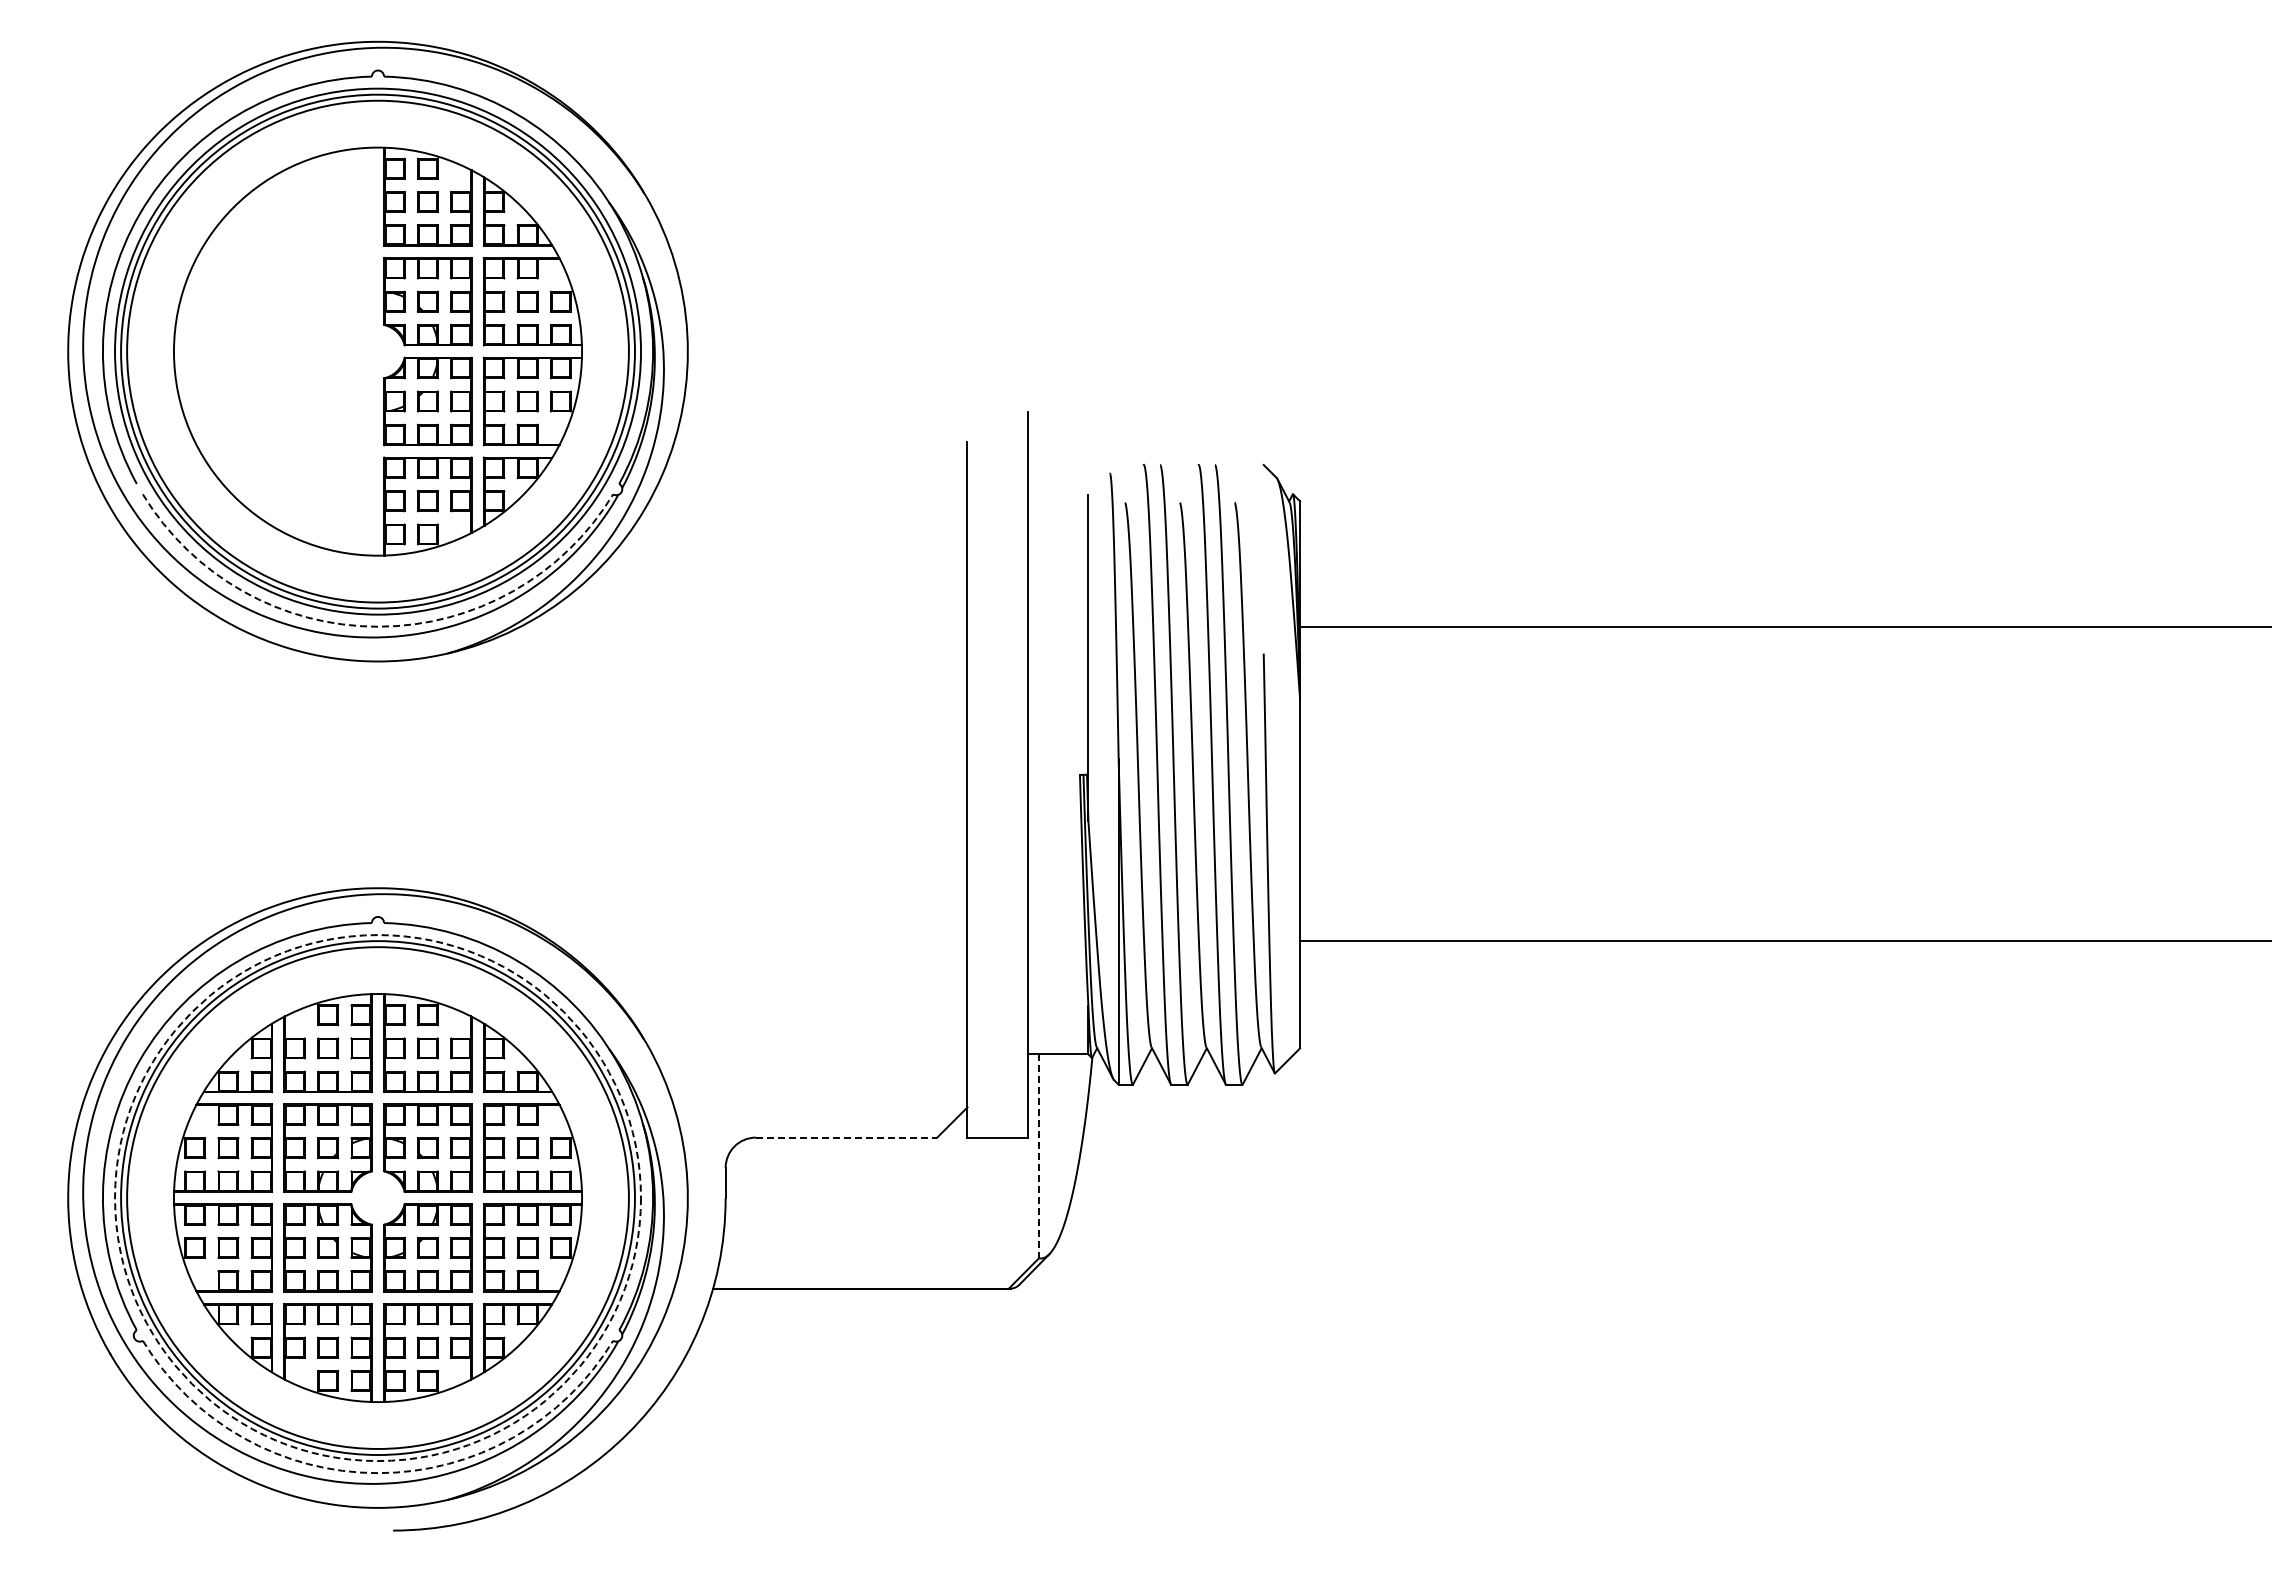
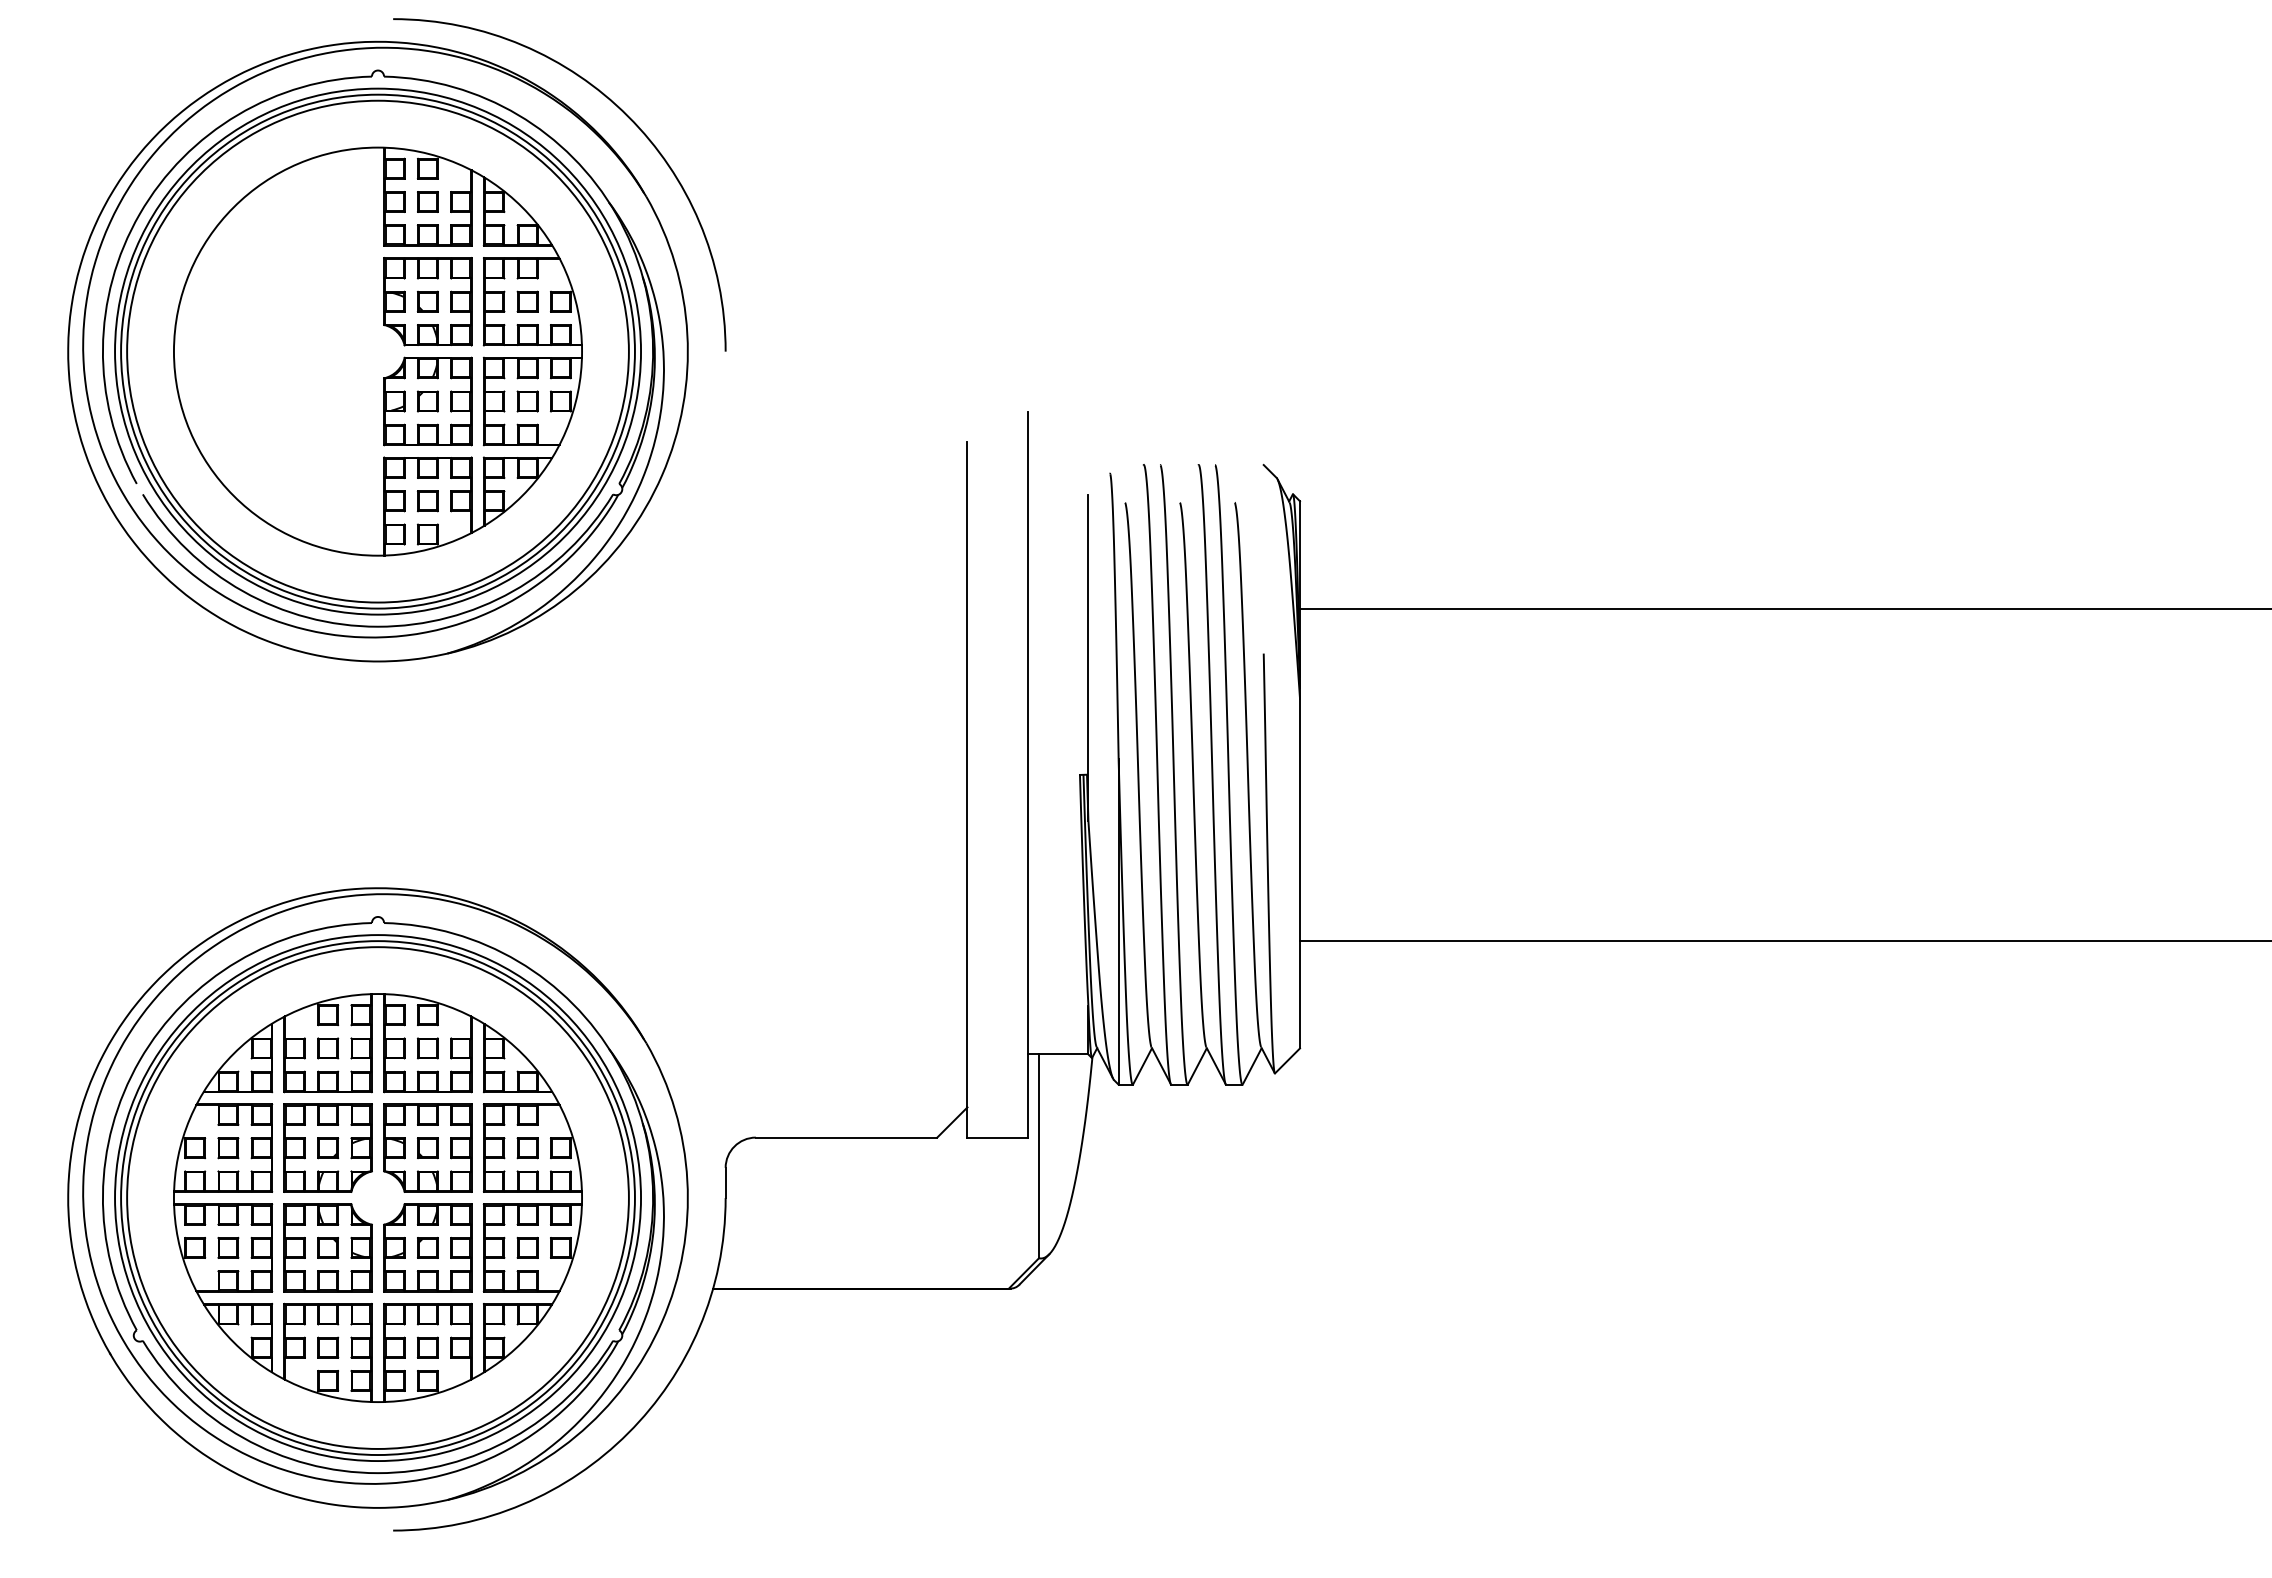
arc: none -> present (626, 116)
arc: dashed -> solid (378, 626)
line position: (1784, 626) -> (1784, 608) (1784, 608)
line: dashed -> solid (846, 1137)
line: dashed -> solid (1038, 1156)
circle: dashed -> solid (378, 1198)
arc: dashed -> solid (378, 1473)
